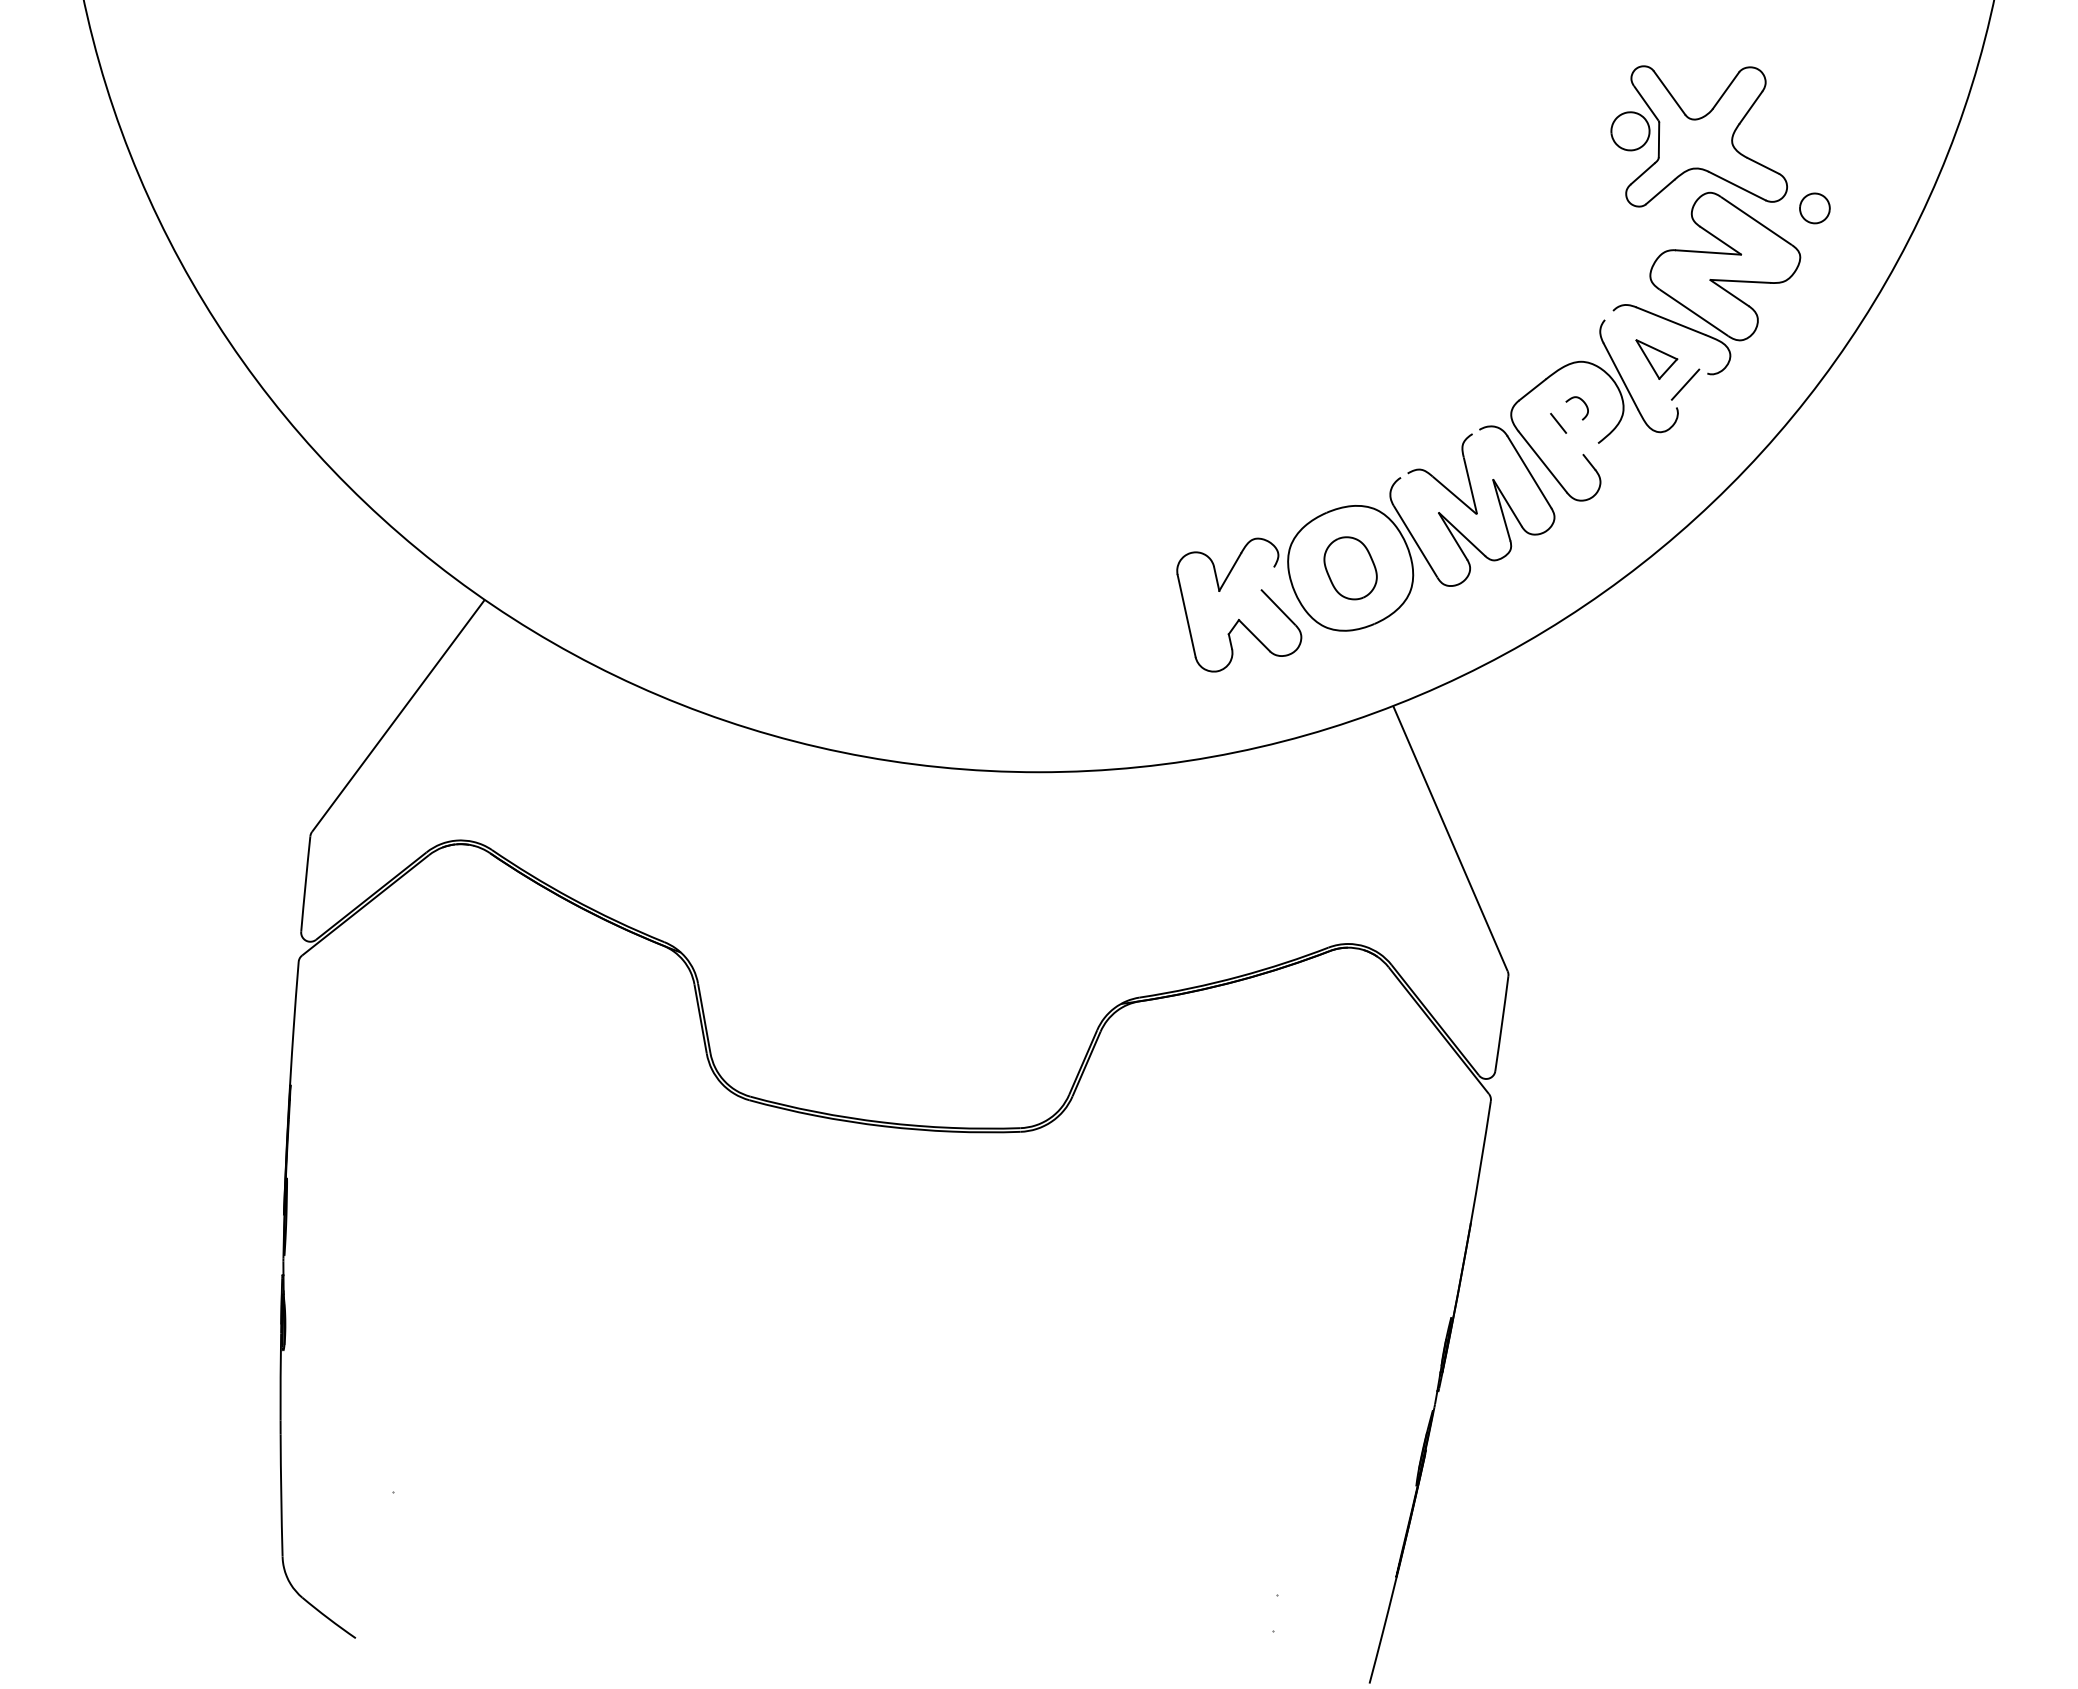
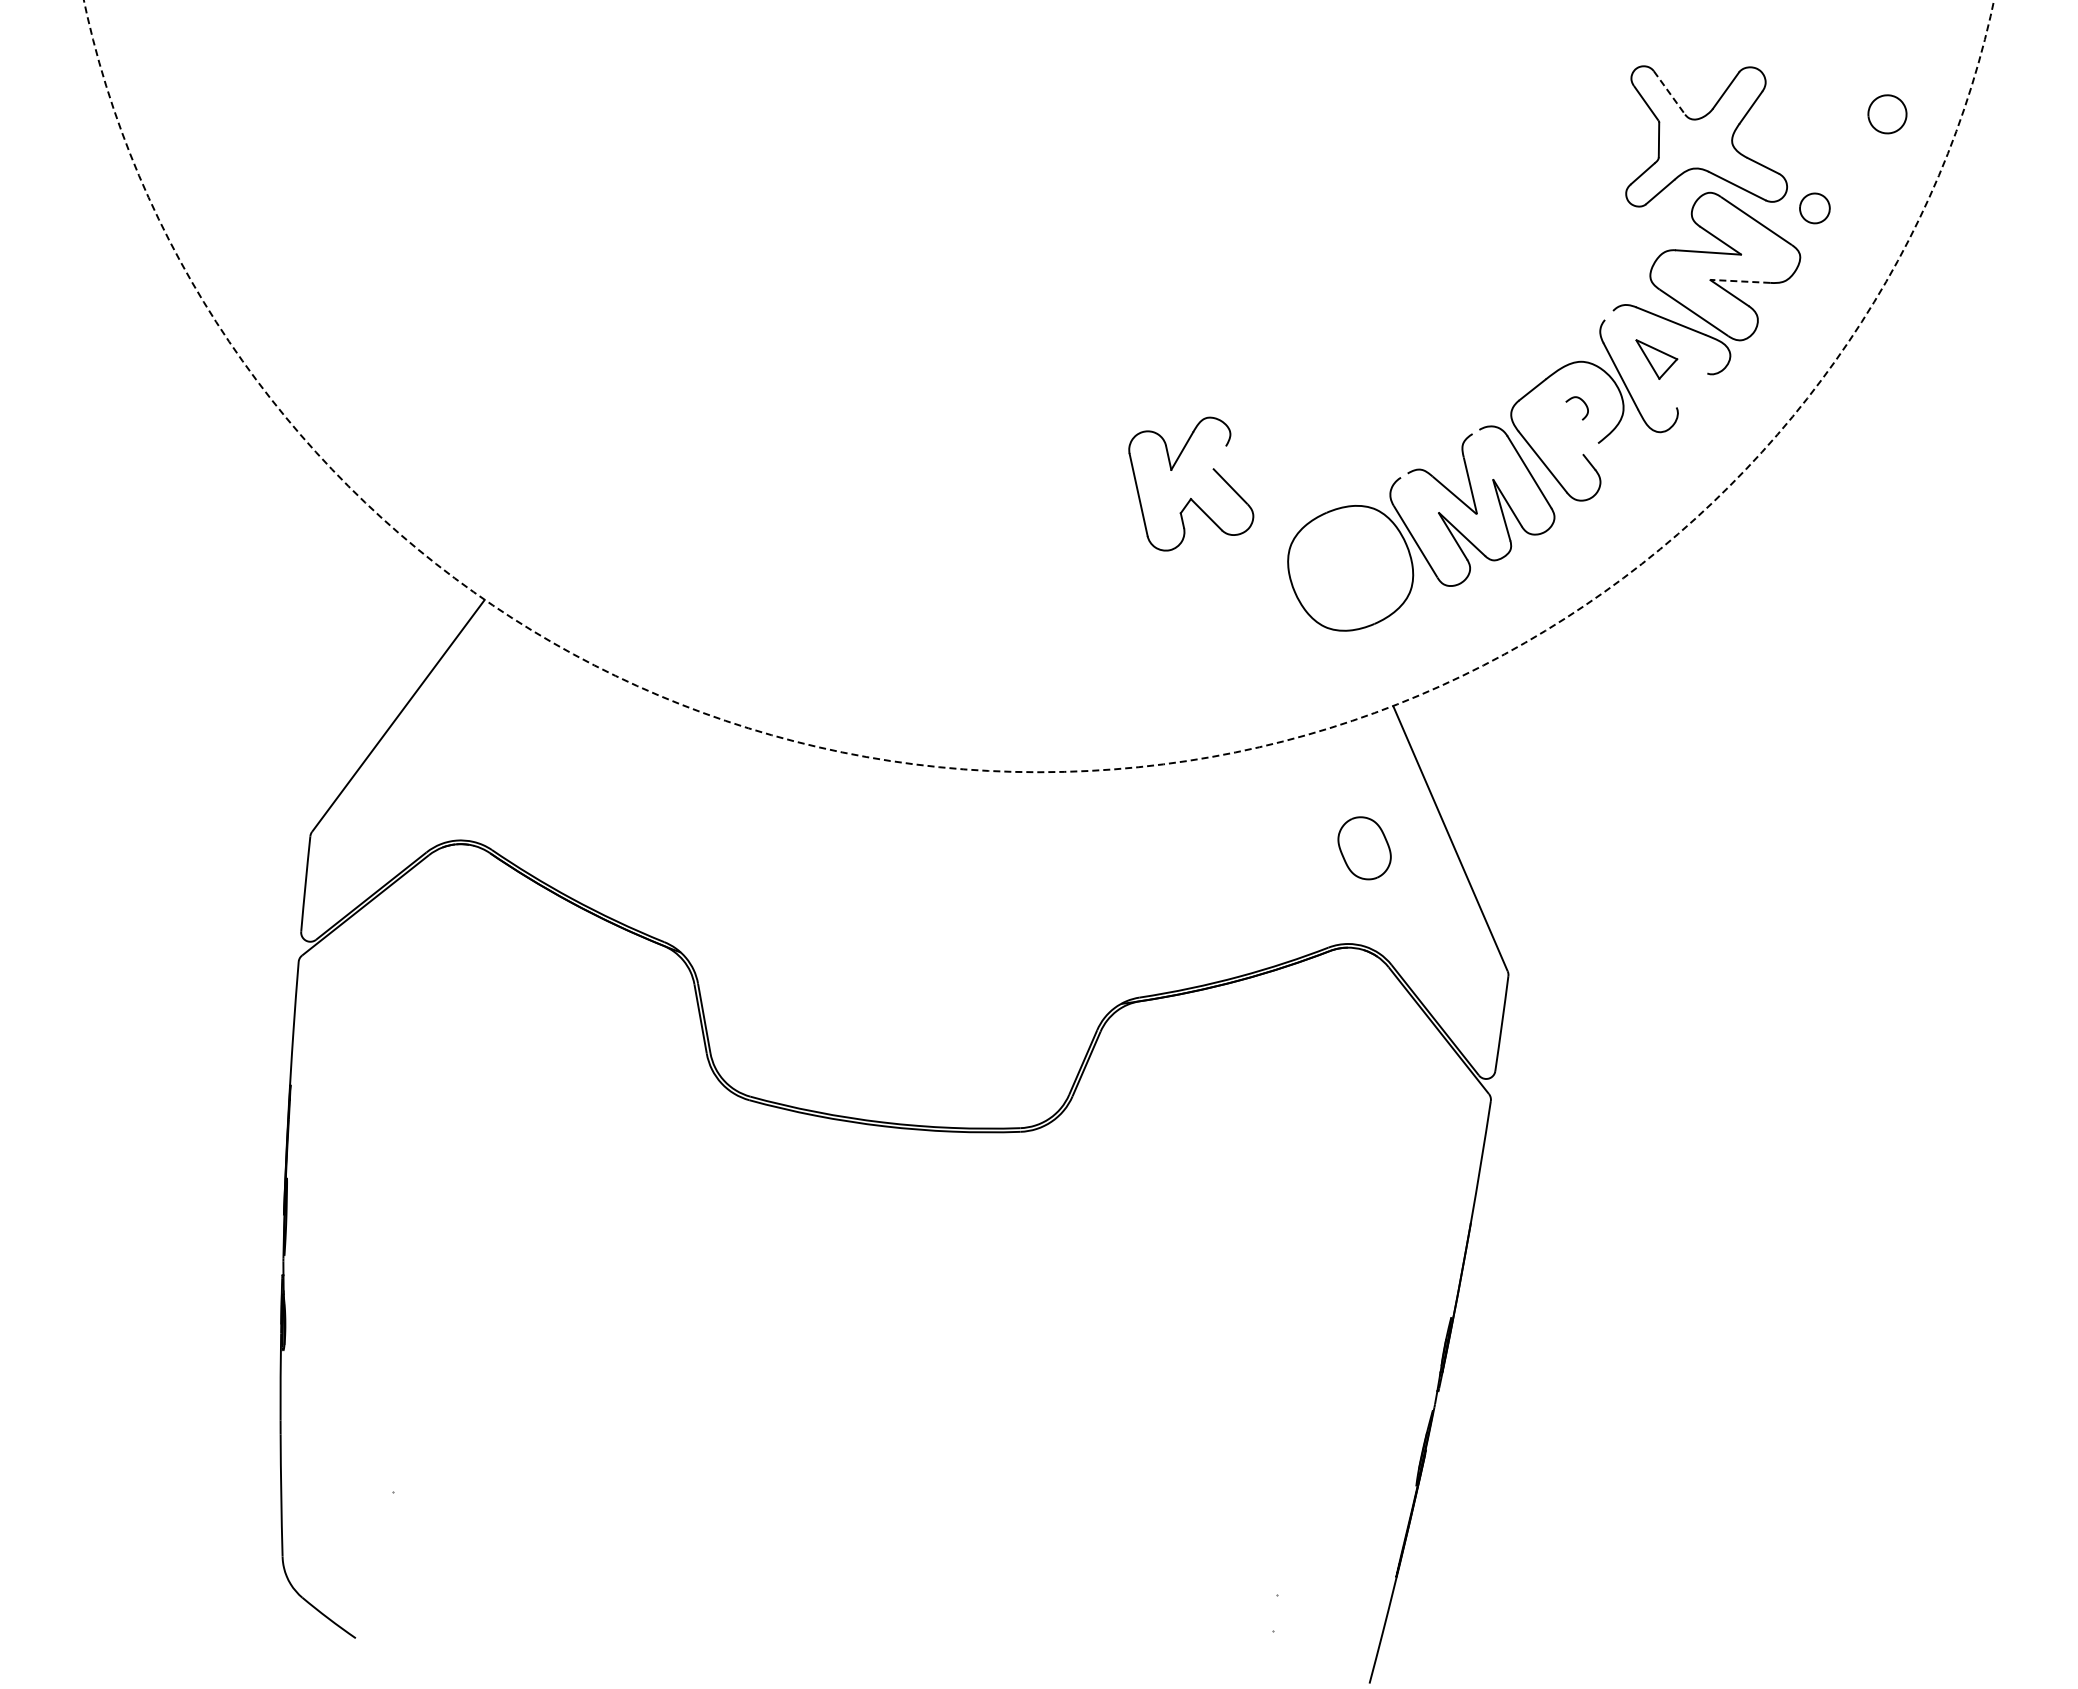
line: solid -> dashed (1669, 92)
part position: (1630, 131) -> (1887, 114) (1887, 114)
line: solid -> dashed (1740, 281)
line: present -> none (1685, 384)
circle: solid -> dashed (1038, 386)
line: present -> none (1558, 422)
part position: (1350, 568) -> (1364, 848) (1364, 848)
part position: (1239, 619) -> (1191, 498) (1191, 498)
